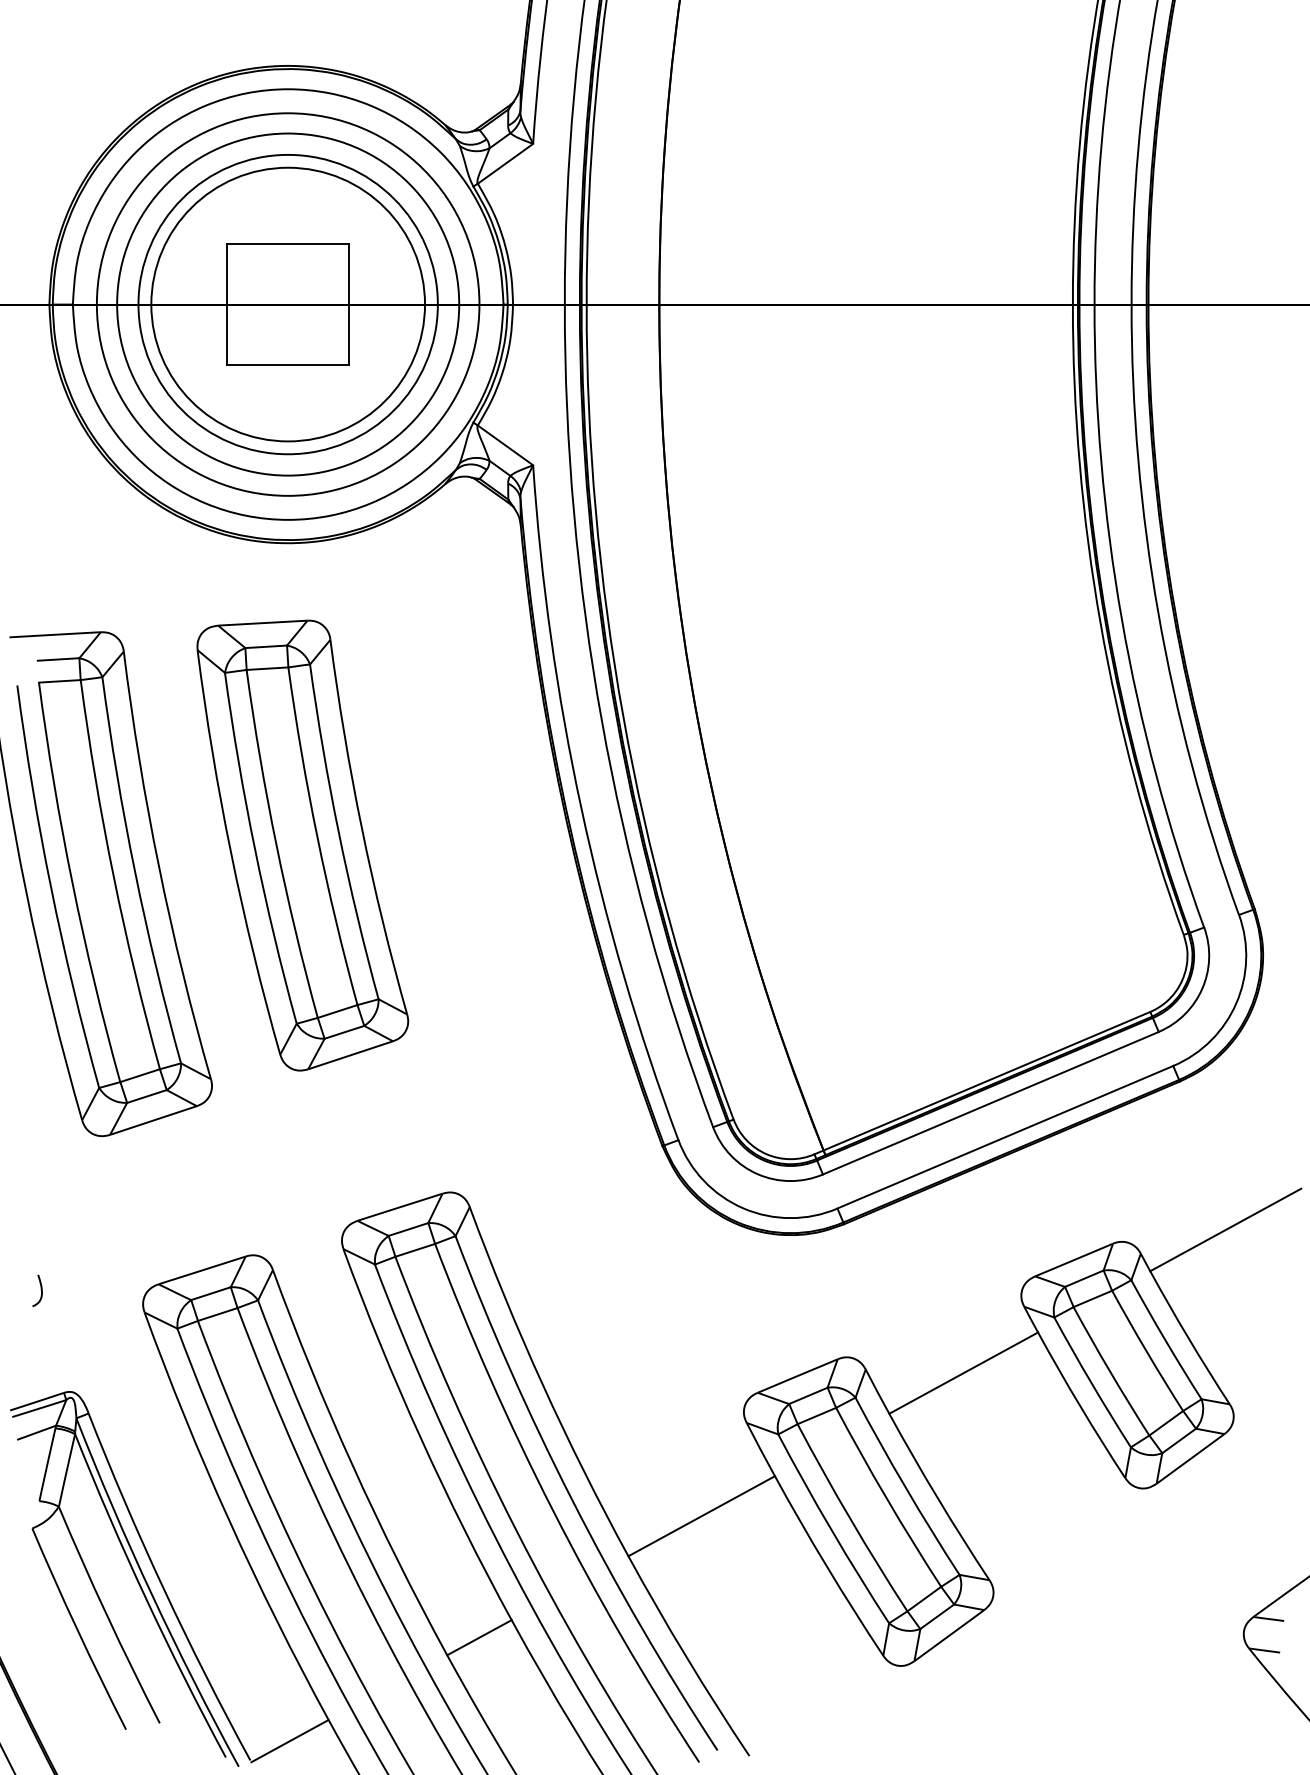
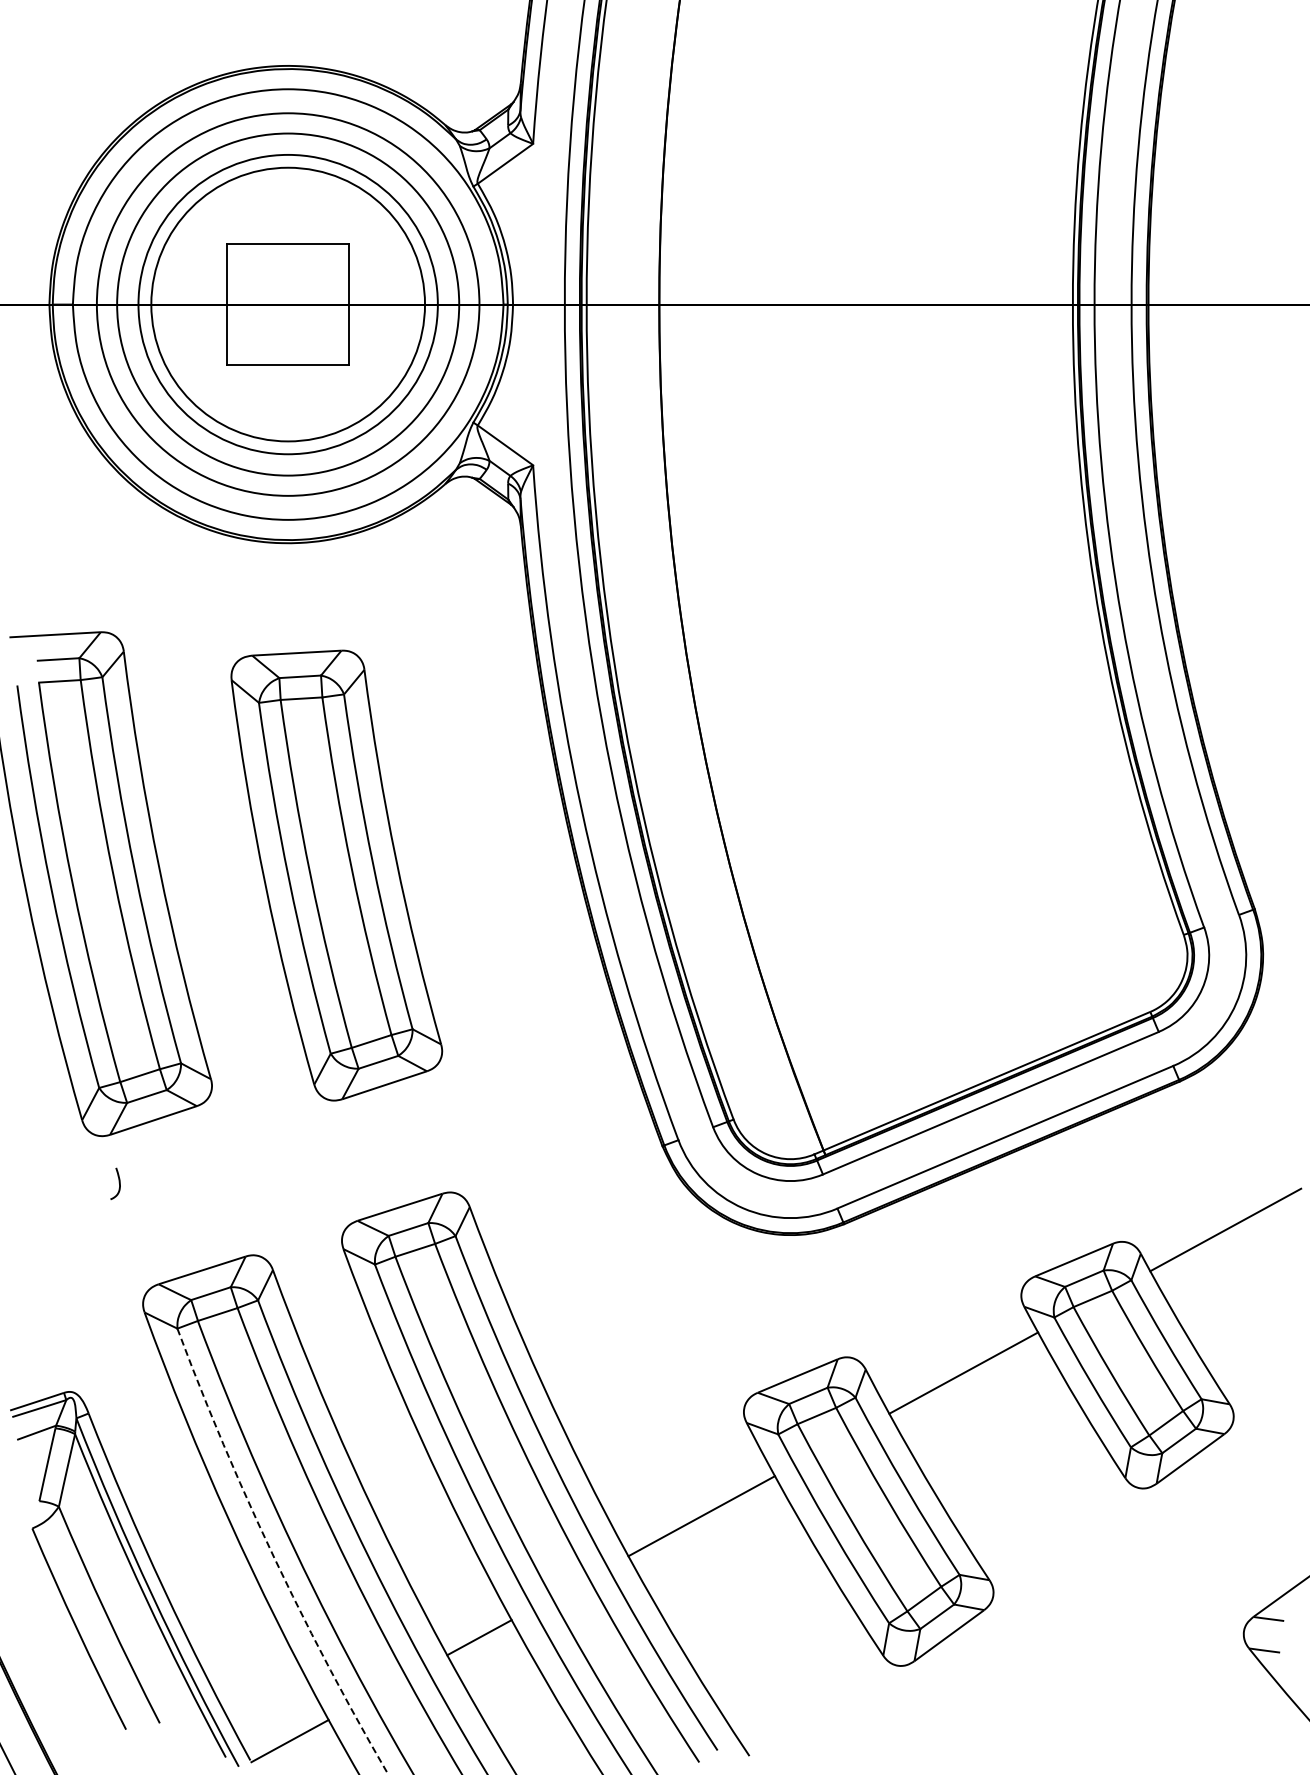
part position: (302, 845) -> (336, 875) (336, 875)
curve position: (40, 1289) -> (118, 1182) (118, 1182)
arc: solid -> dashed (273, 1556)
